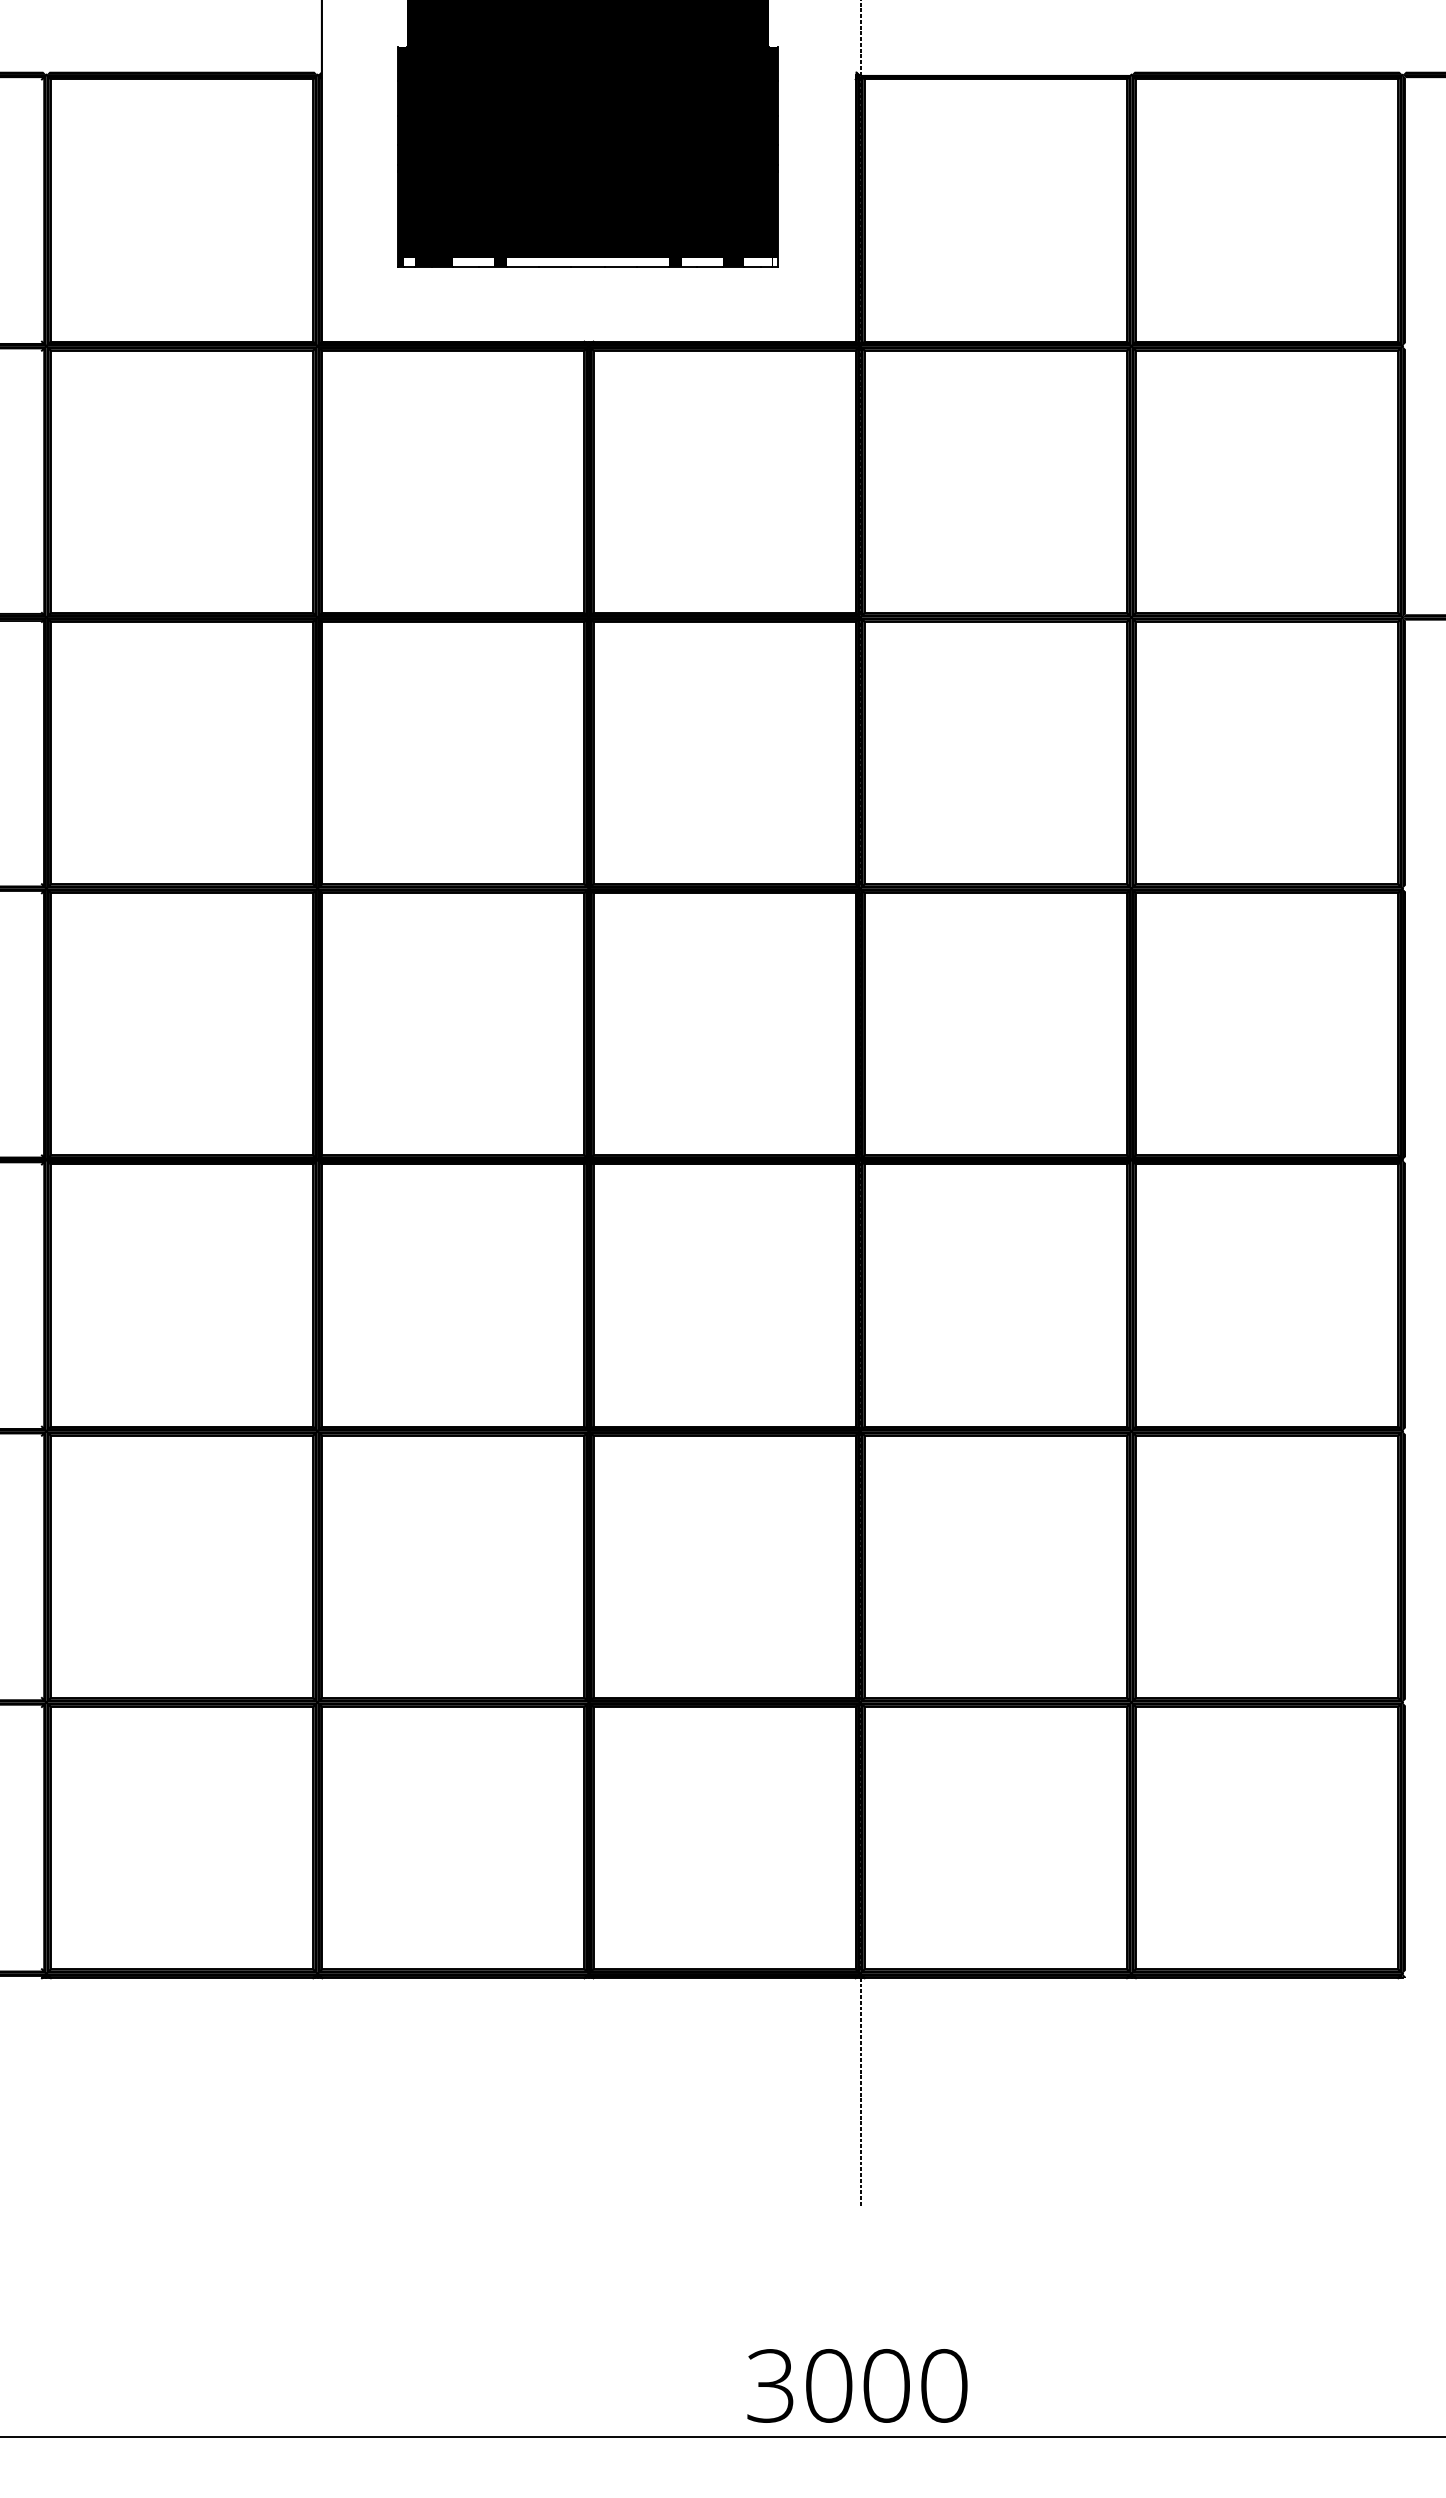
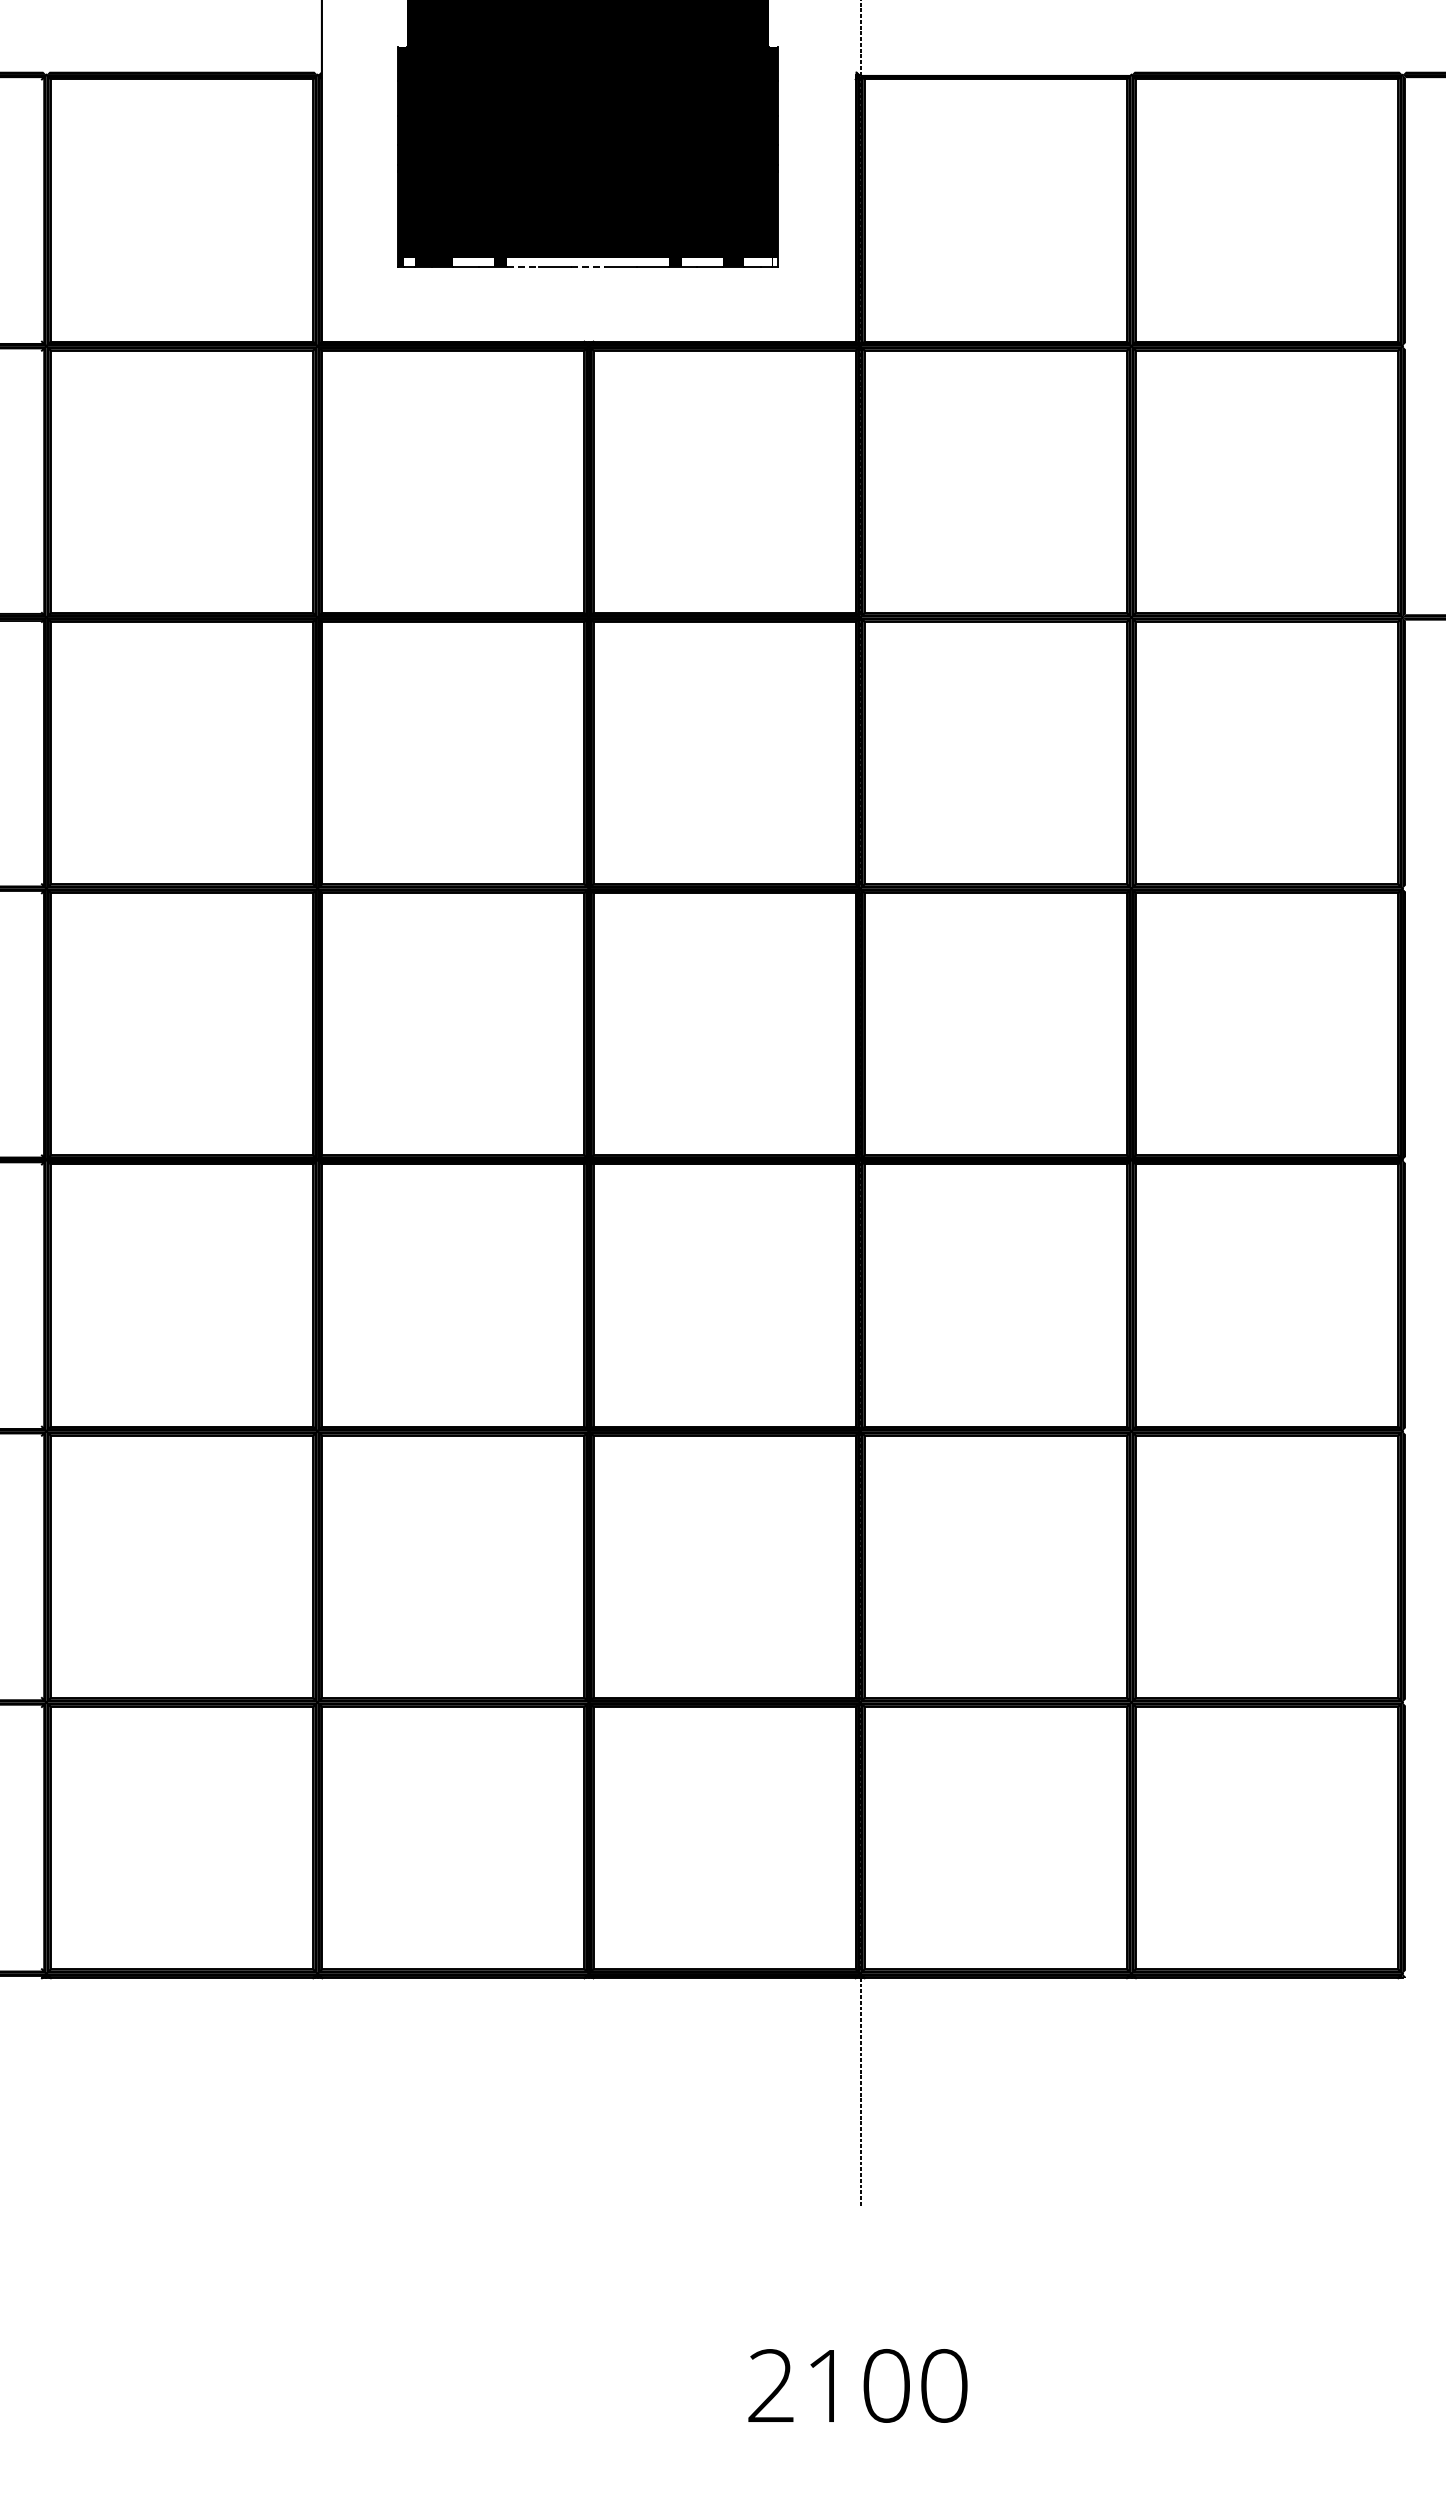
line: solid -> dashed (523, 266)
line: solid -> dashed (588, 266)
text: 3000 -> 2100 (799, 2385)
line: present -> none (722, 2436)
